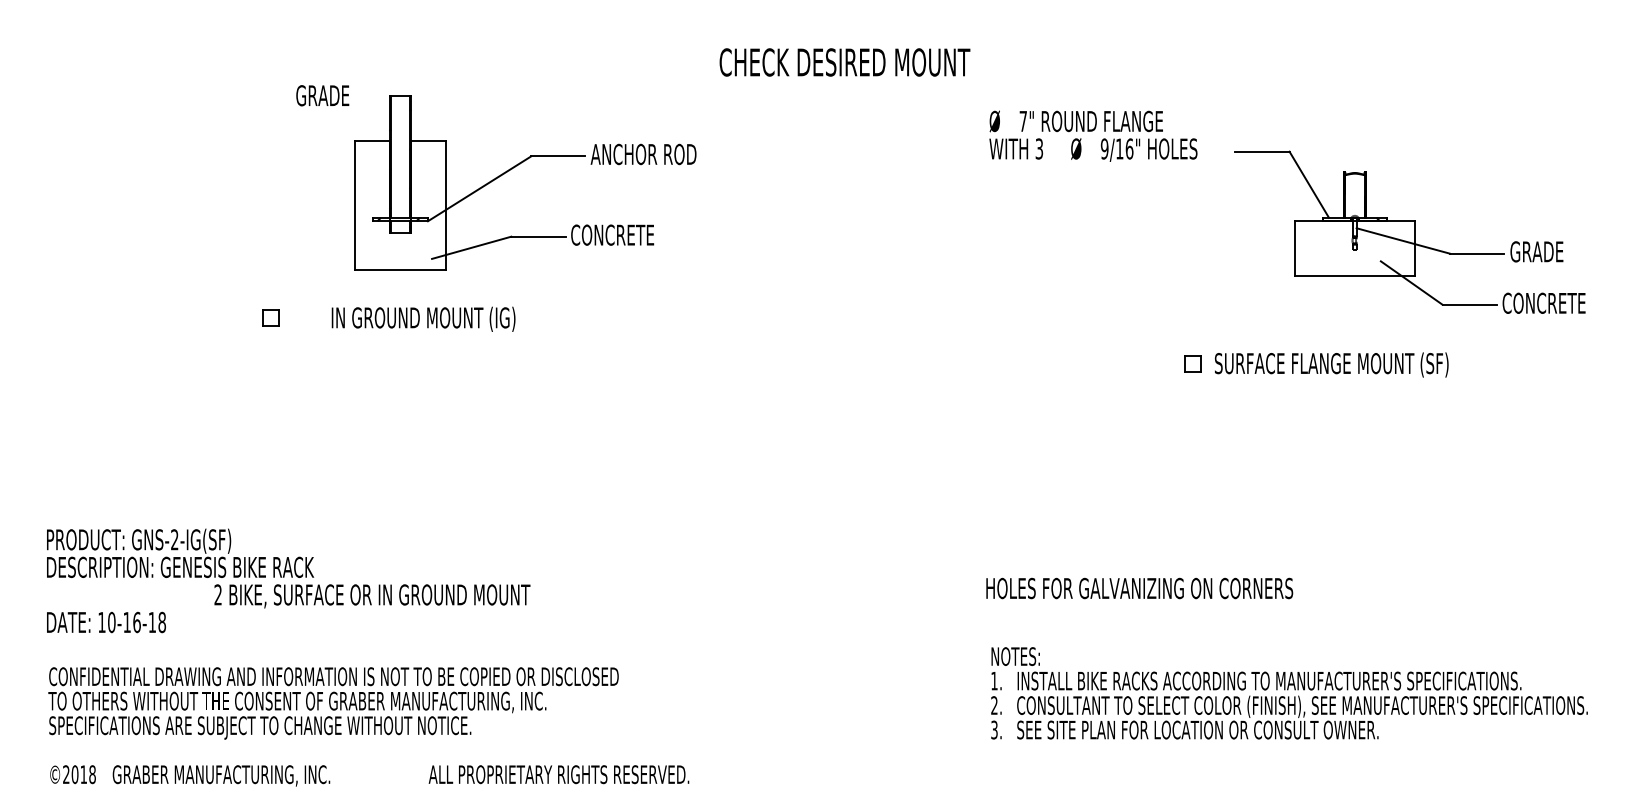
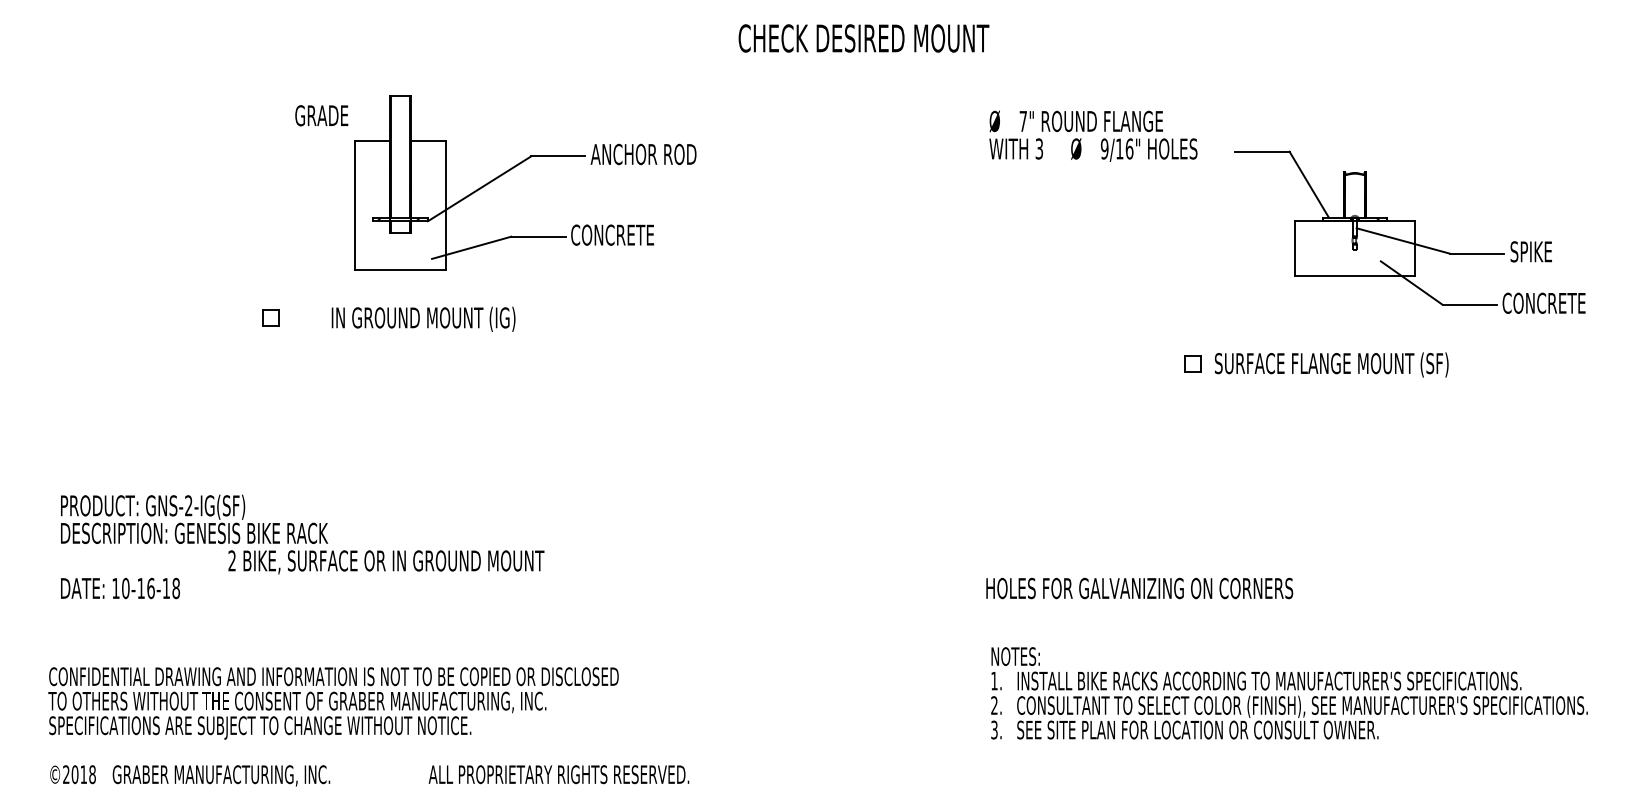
text position: (844, 62) -> (863, 38) (863, 38)
text position: (322, 95) -> (321, 115) (321, 115)
text: GRADE -> SPIKE (1536, 251)
text position: (288, 580) -> (302, 546) (302, 546)
